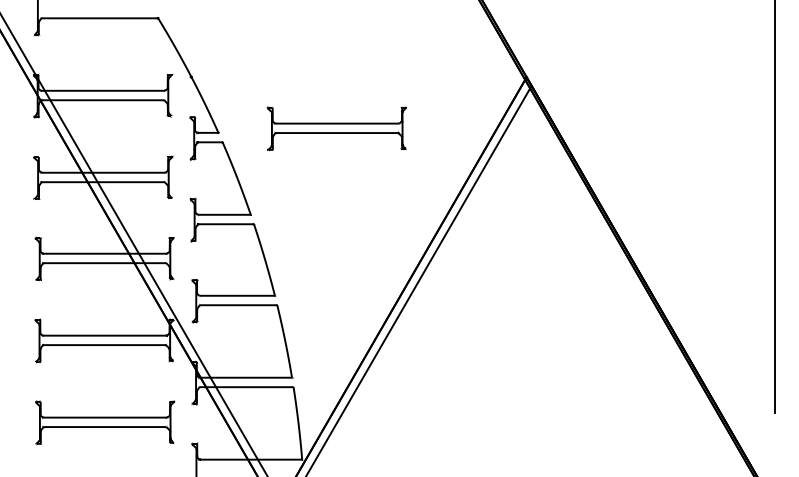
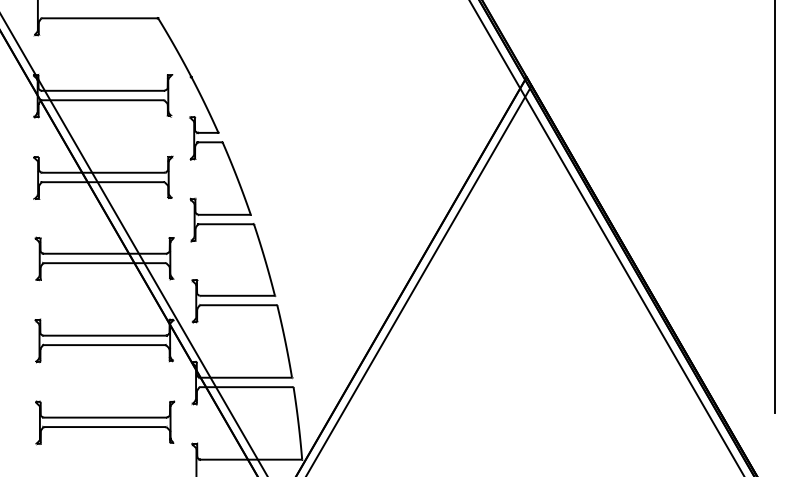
part: present -> none (337, 128)
line: none -> present (606, 237)
